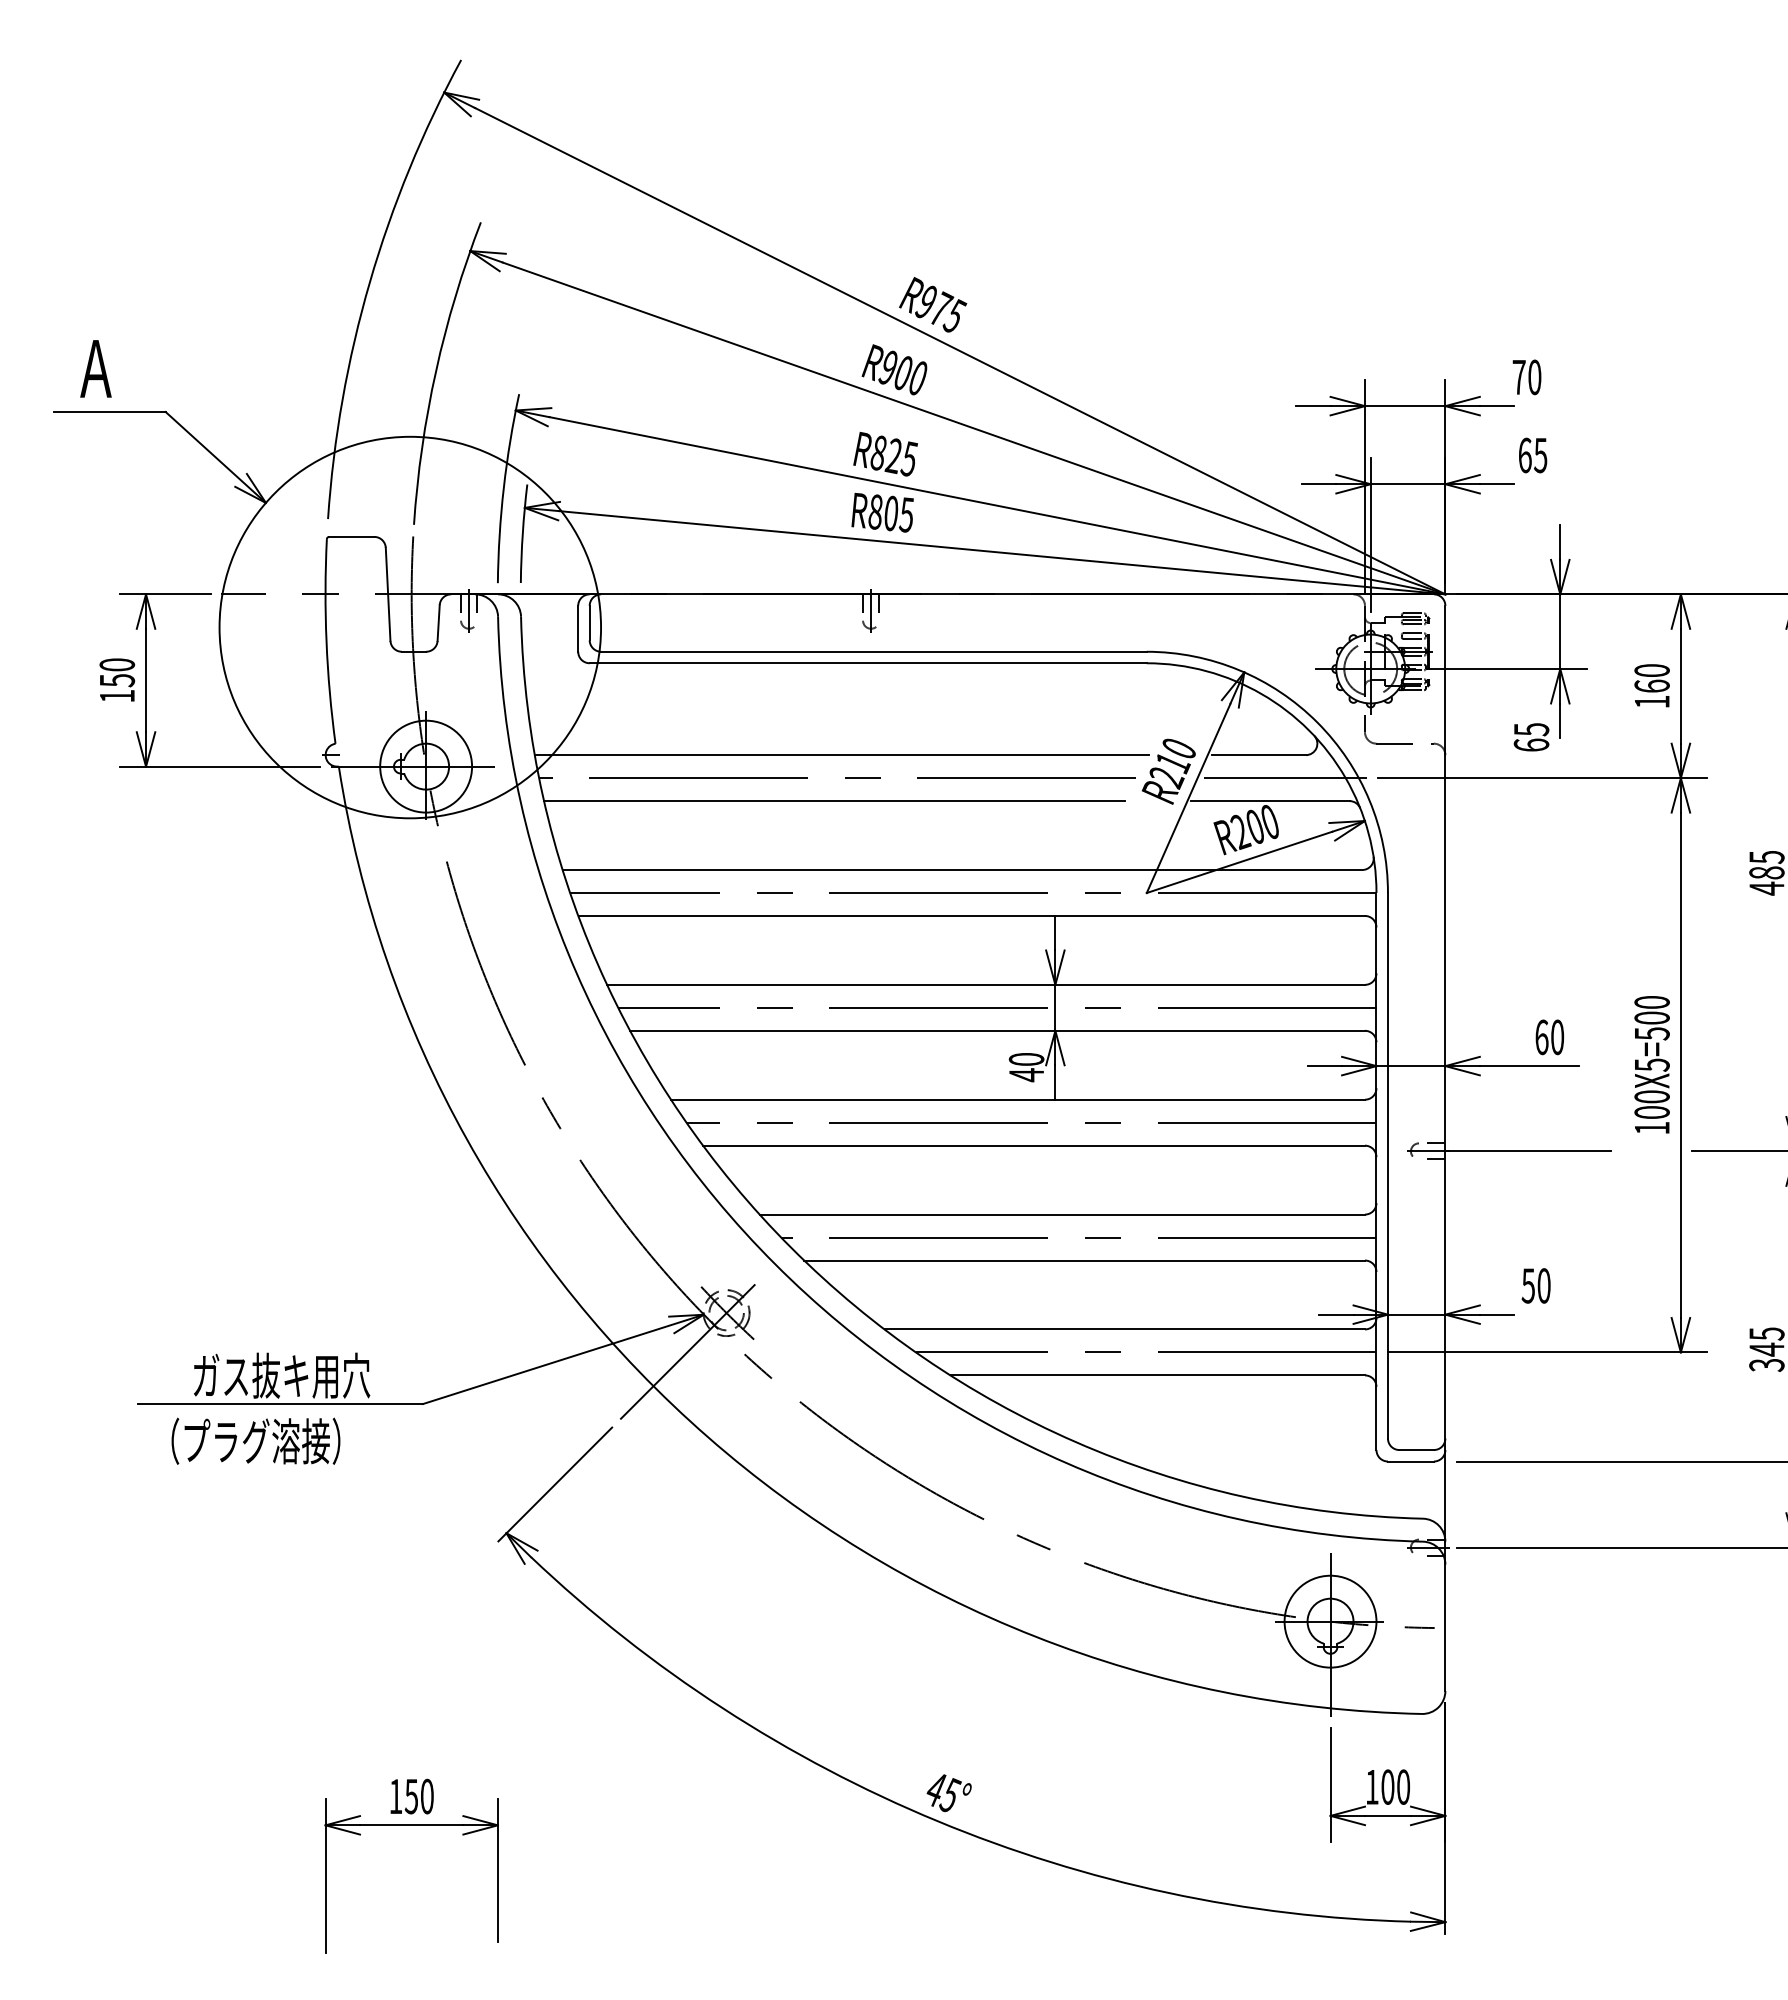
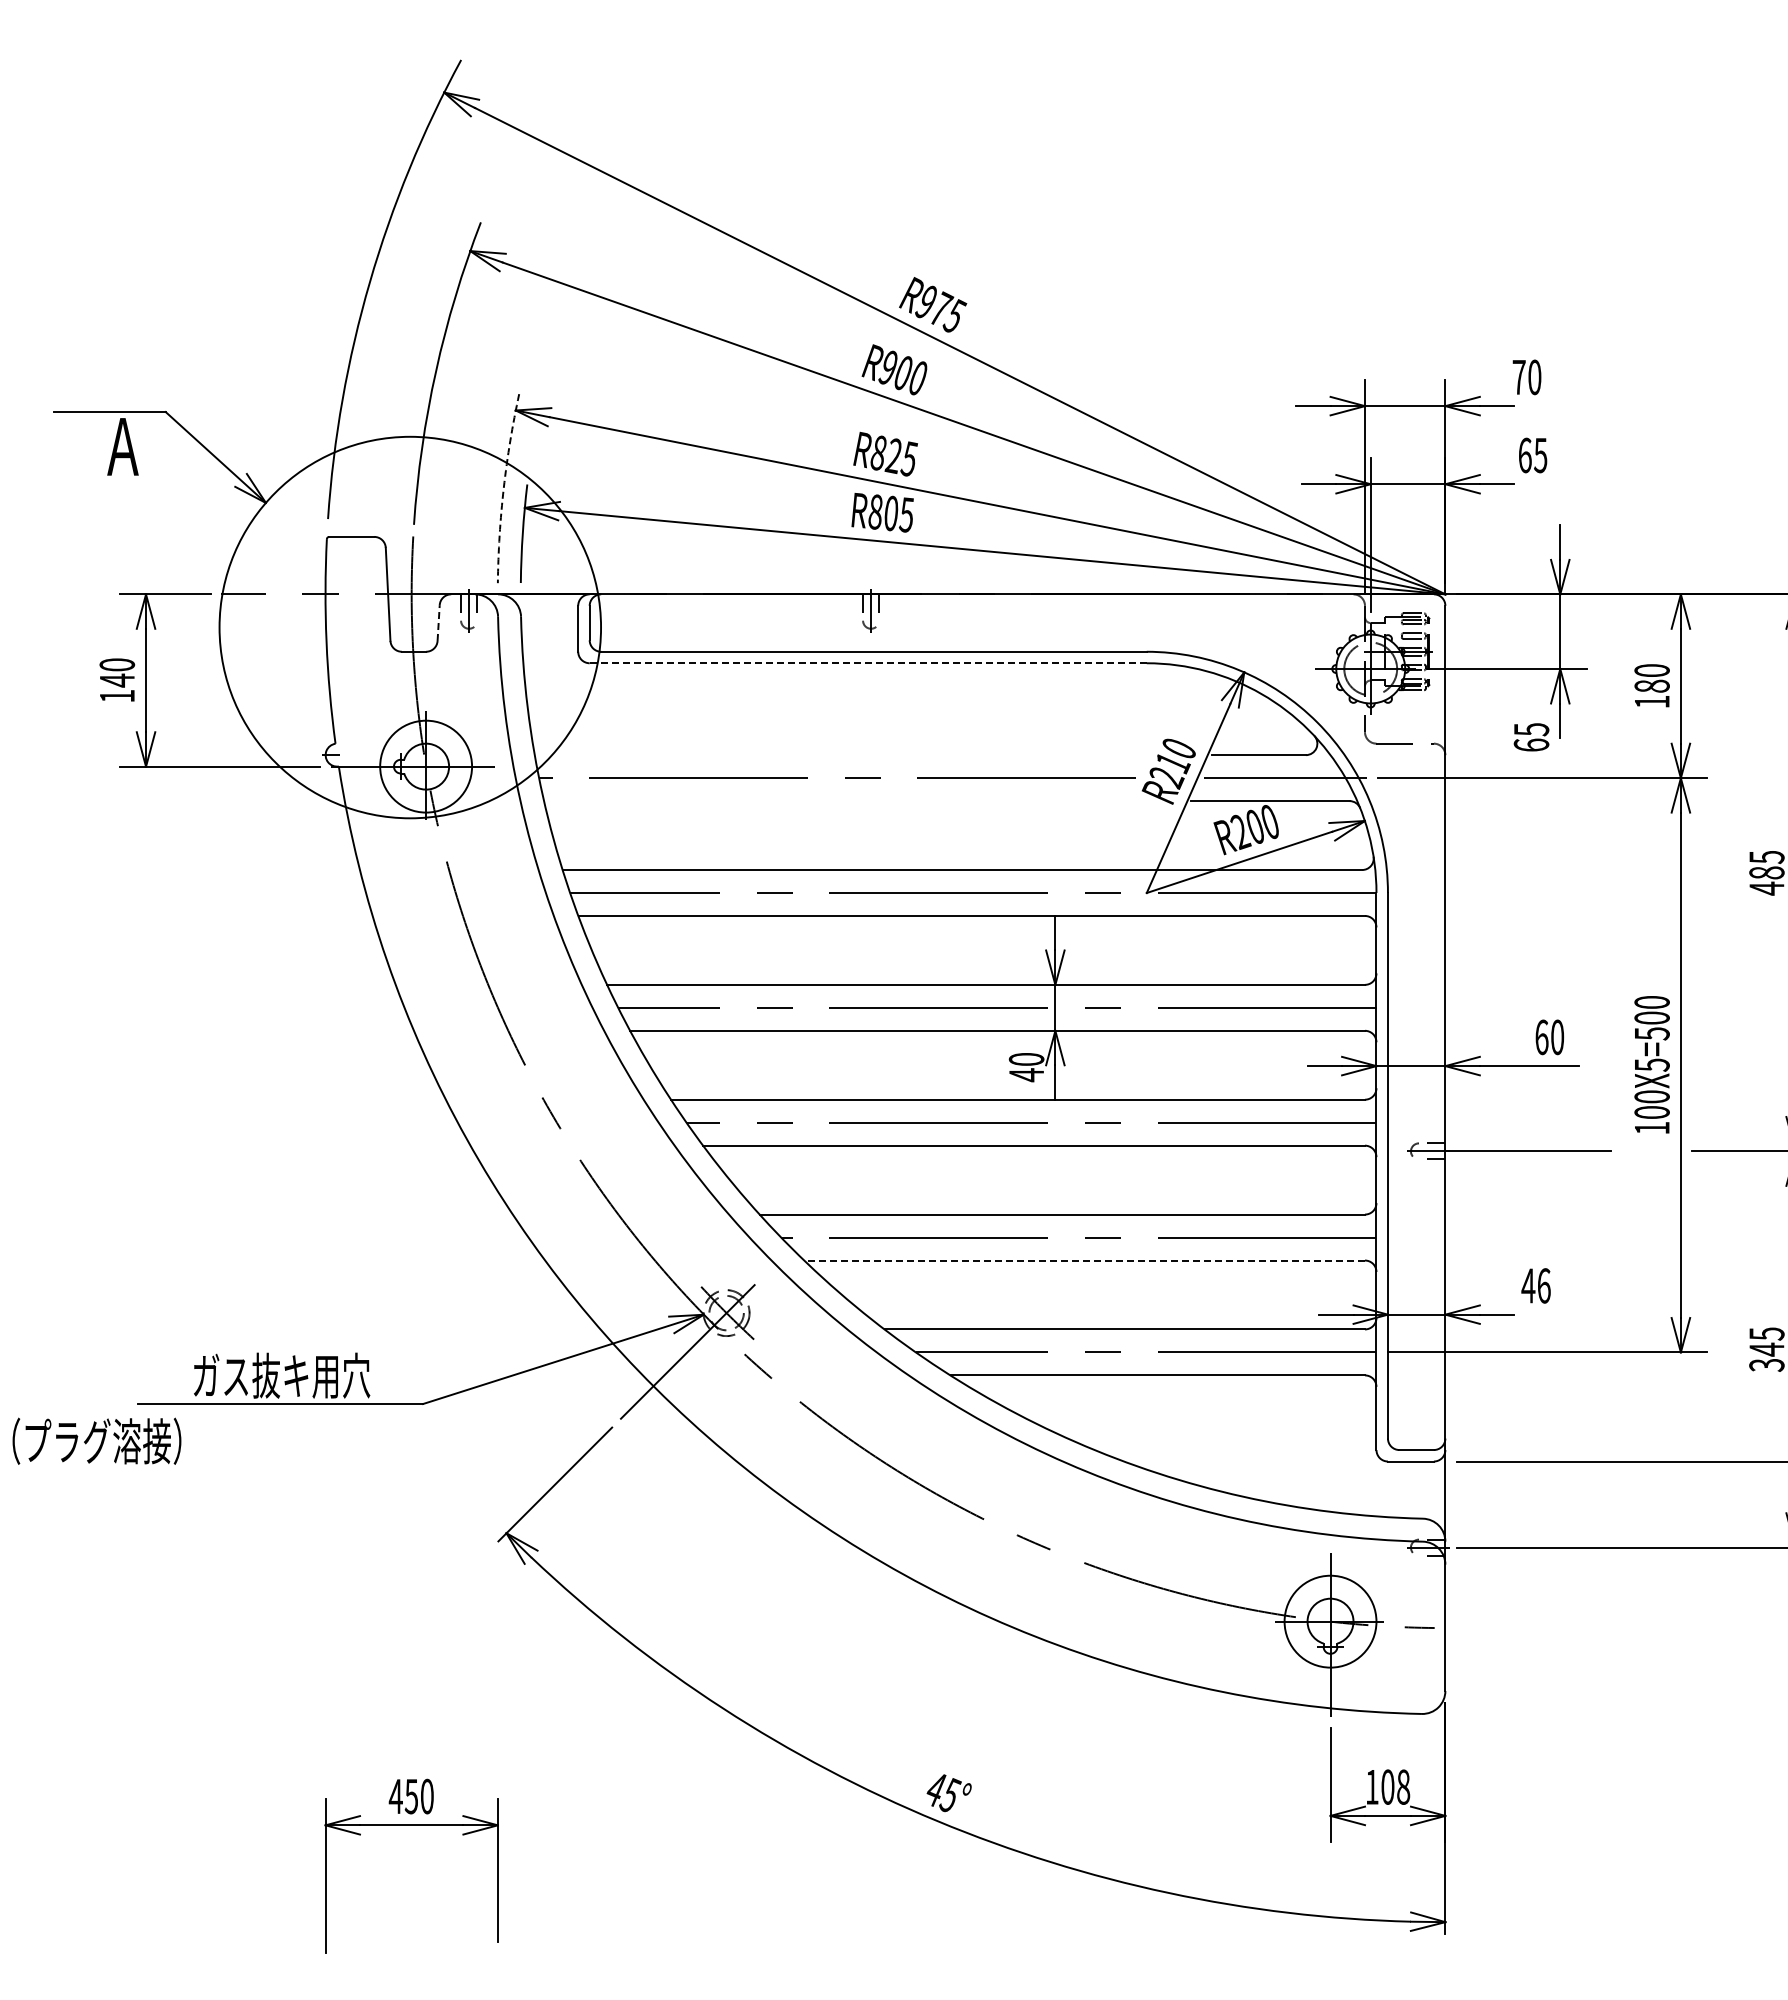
text position: (95, 368) -> (122, 446) (122, 446)
arc: solid -> dashed (503, 488)
line: solid -> dashed (438, 623)
line: solid -> dashed (868, 663)
text: 150 -> 140 (117, 680)
text: 160 -> 180 (1651, 685)
line: present -> none (841, 755)
line: present -> none (834, 801)
line: solid -> dashed (1084, 1260)
text: 50 -> 46 (1535, 1285)
text position: (255, 1440) -> (96, 1440) (96, 1440)
text: 100 -> 108 (1403, 1786)
text: 150 -> 450 (395, 1796)
